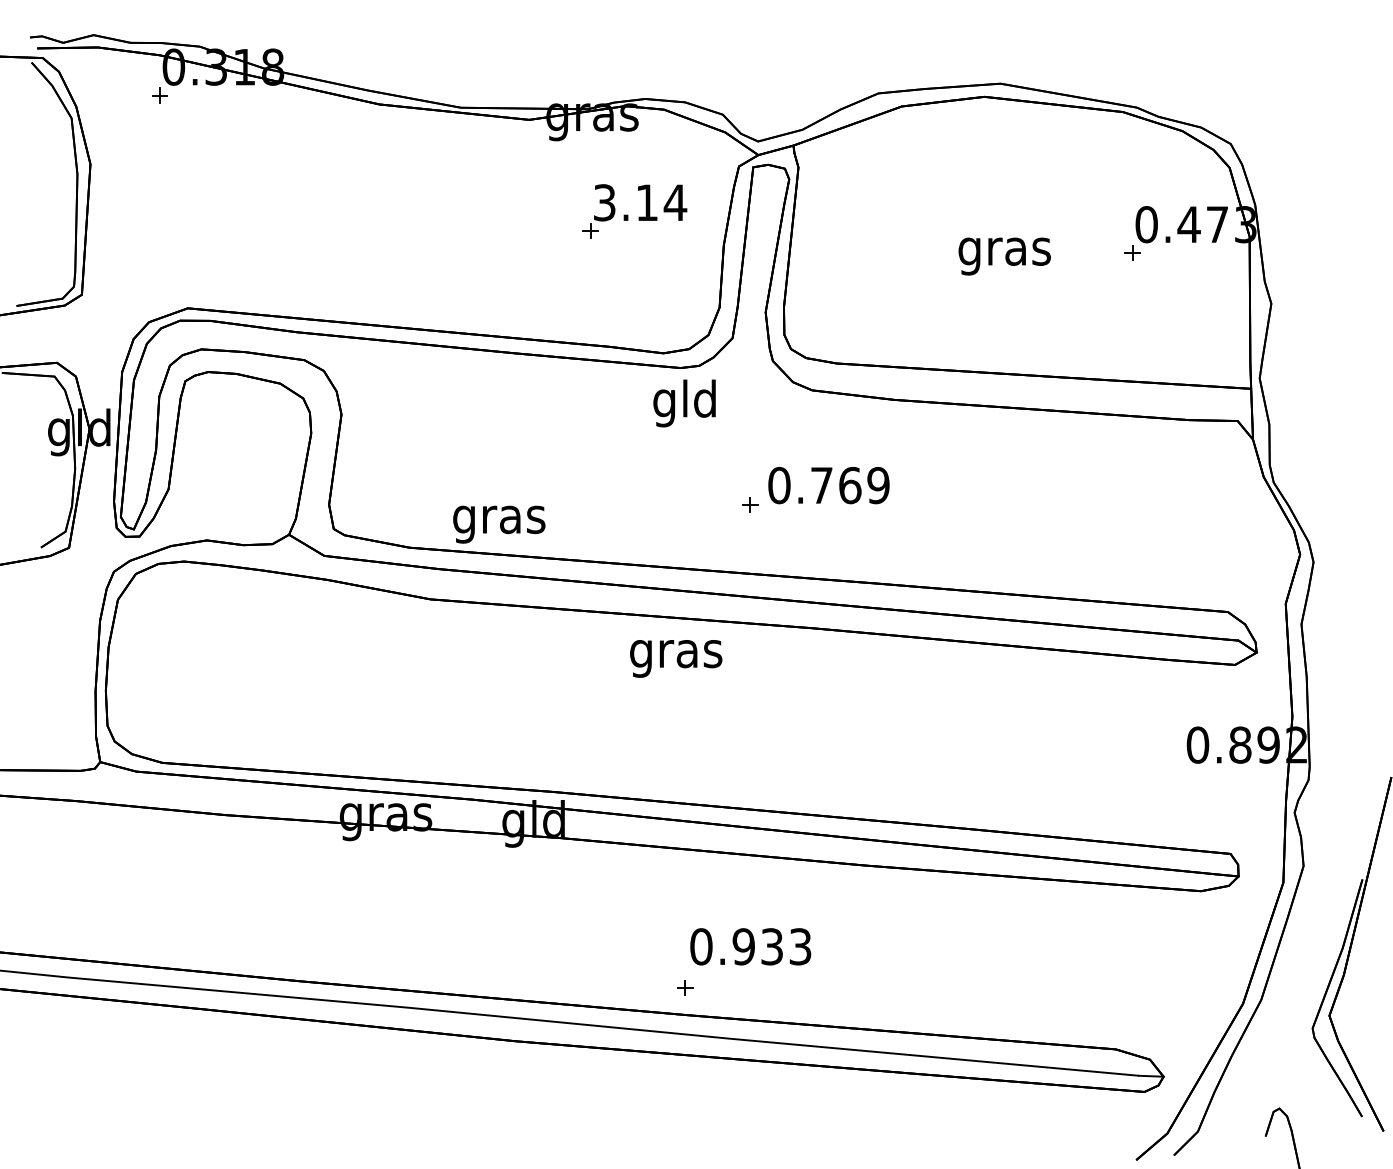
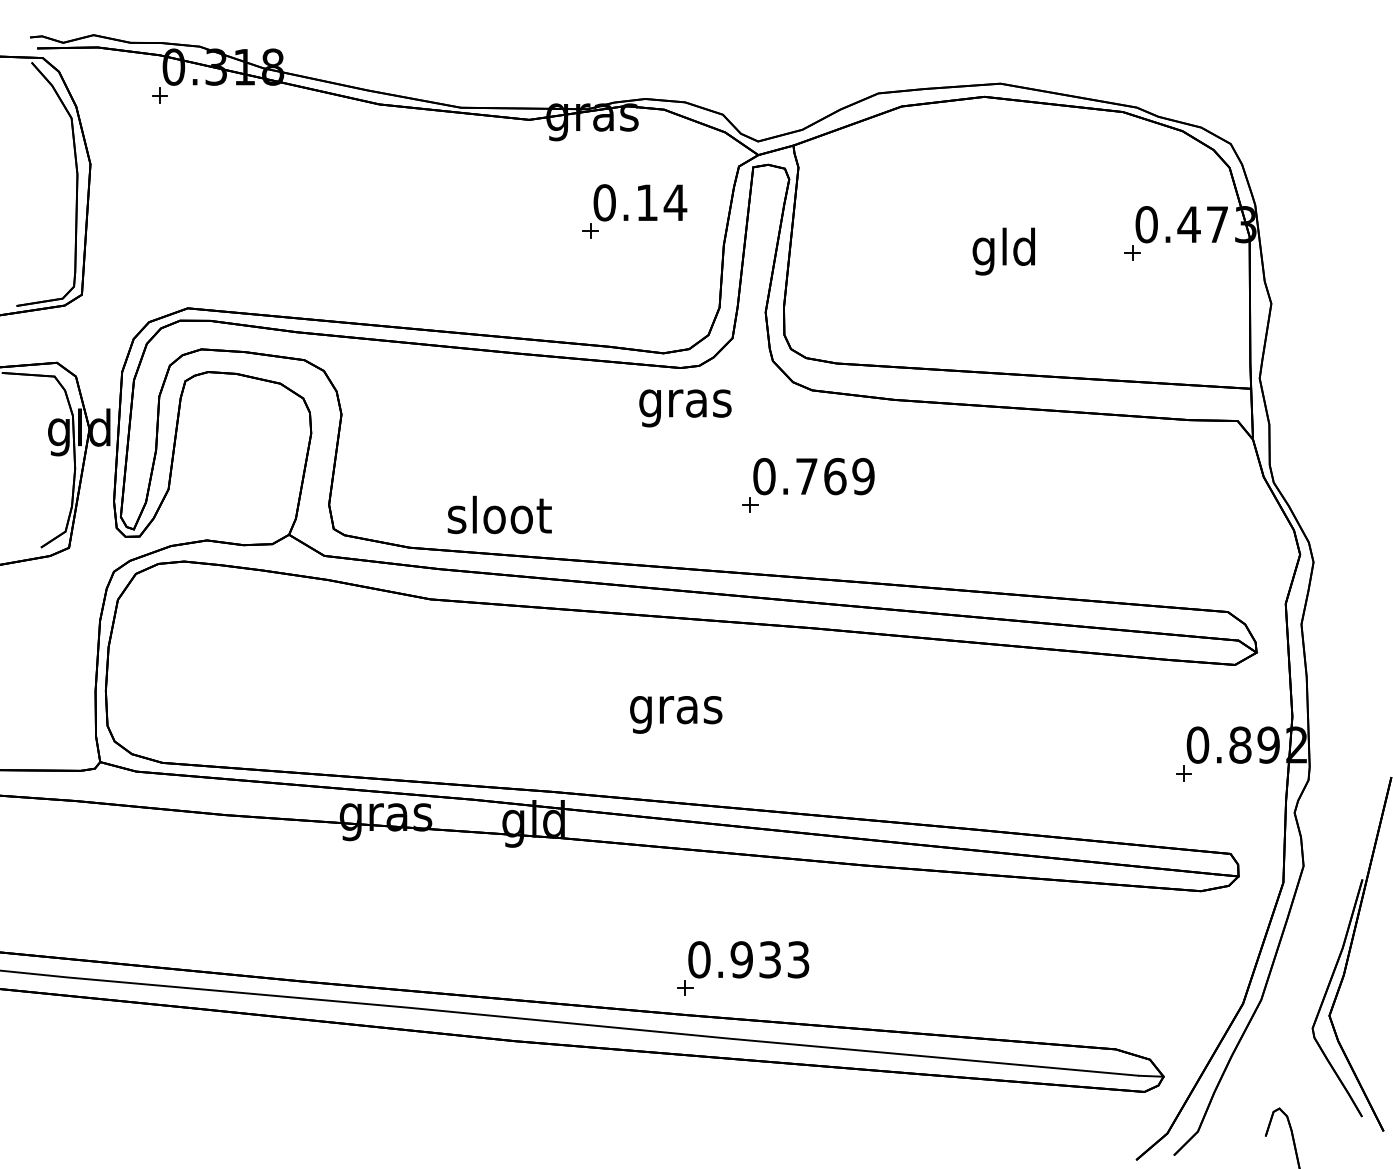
text: 3.14 -> 0.14 (604, 202)
text: gras -> gld (1004, 251)
text: gld -> gras (685, 403)
text position: (828, 485) -> (813, 476) (813, 476)
text: gras -> sloot (499, 519)
text position: (676, 658) -> (676, 714) (676, 714)
part: none -> present (1183, 773)
text position: (750, 946) -> (748, 959) (748, 959)
